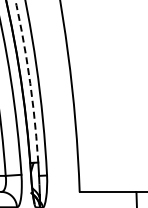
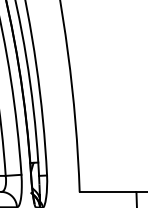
arc: dashed -> solid (29, 80)
